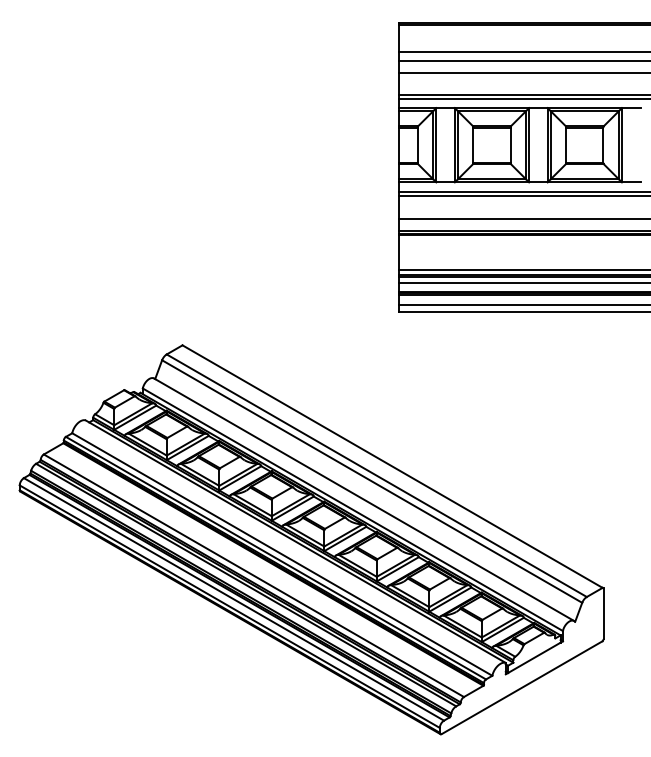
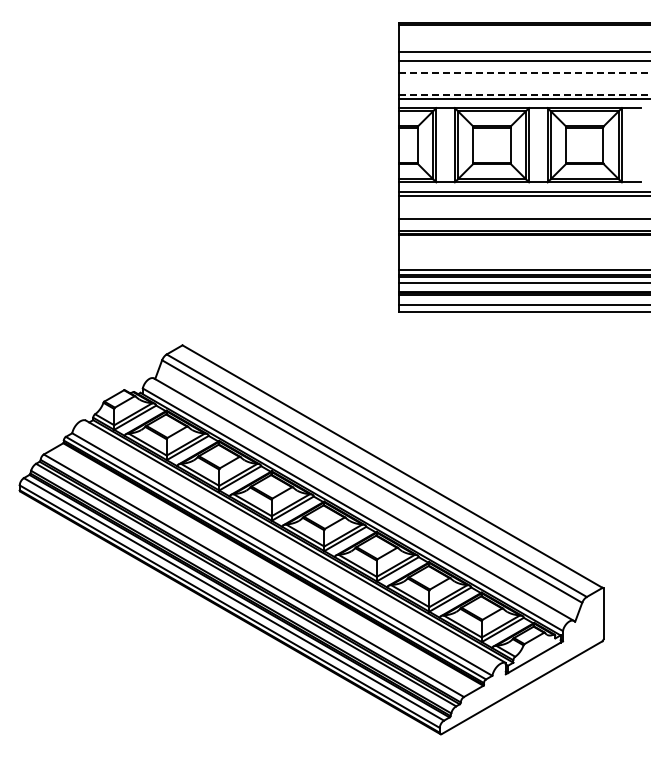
line: solid -> dashed (525, 73)
line: solid -> dashed (525, 94)
